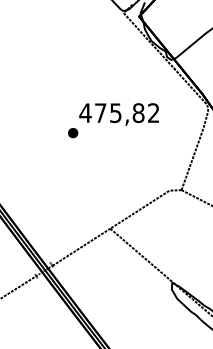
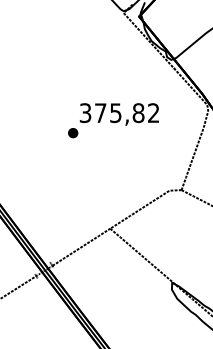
text: 475,82 -> 375,82 (85, 113)
